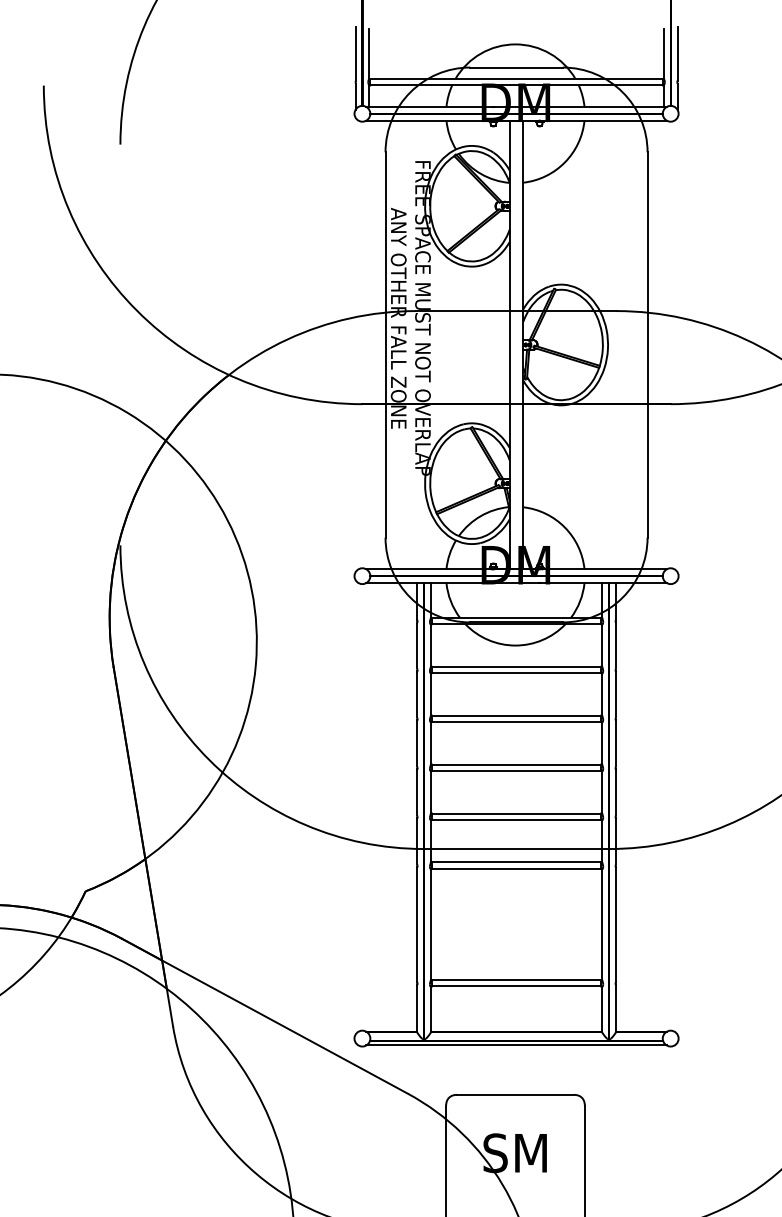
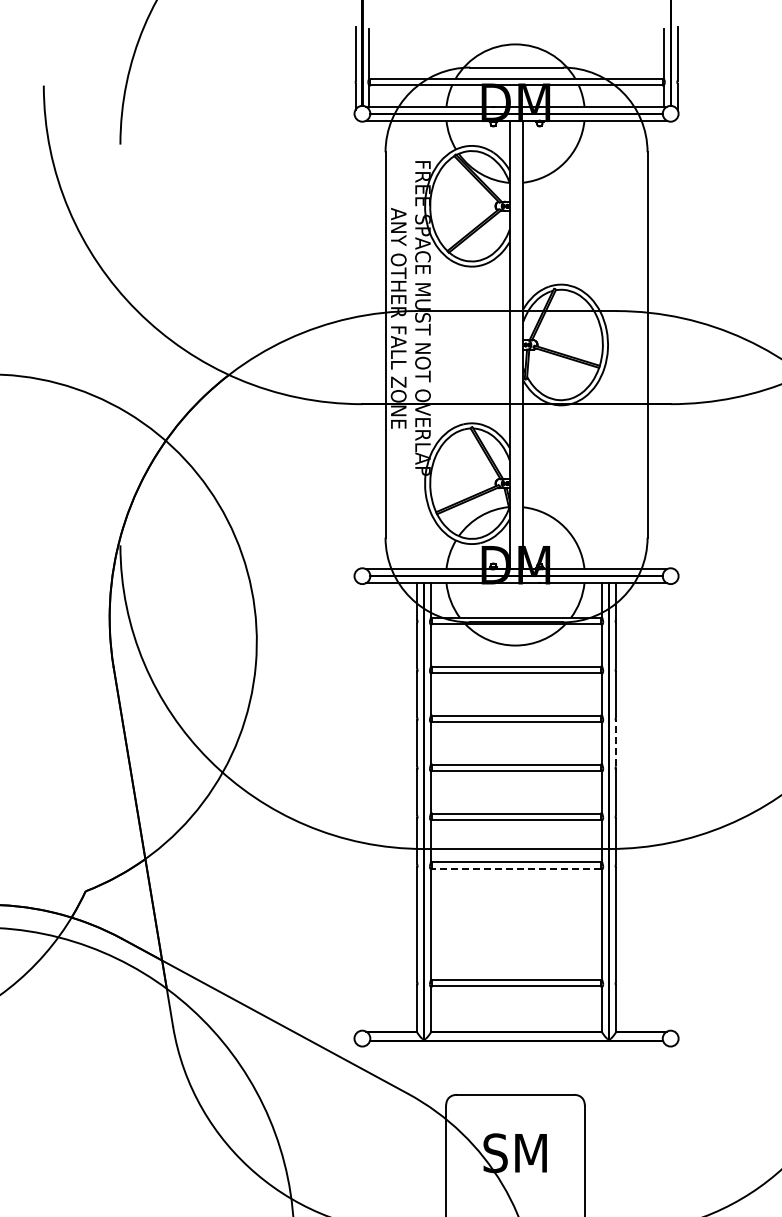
line: solid -> dashed (615, 743)
line: solid -> dashed (516, 868)
line: present -> none (516, 1045)
